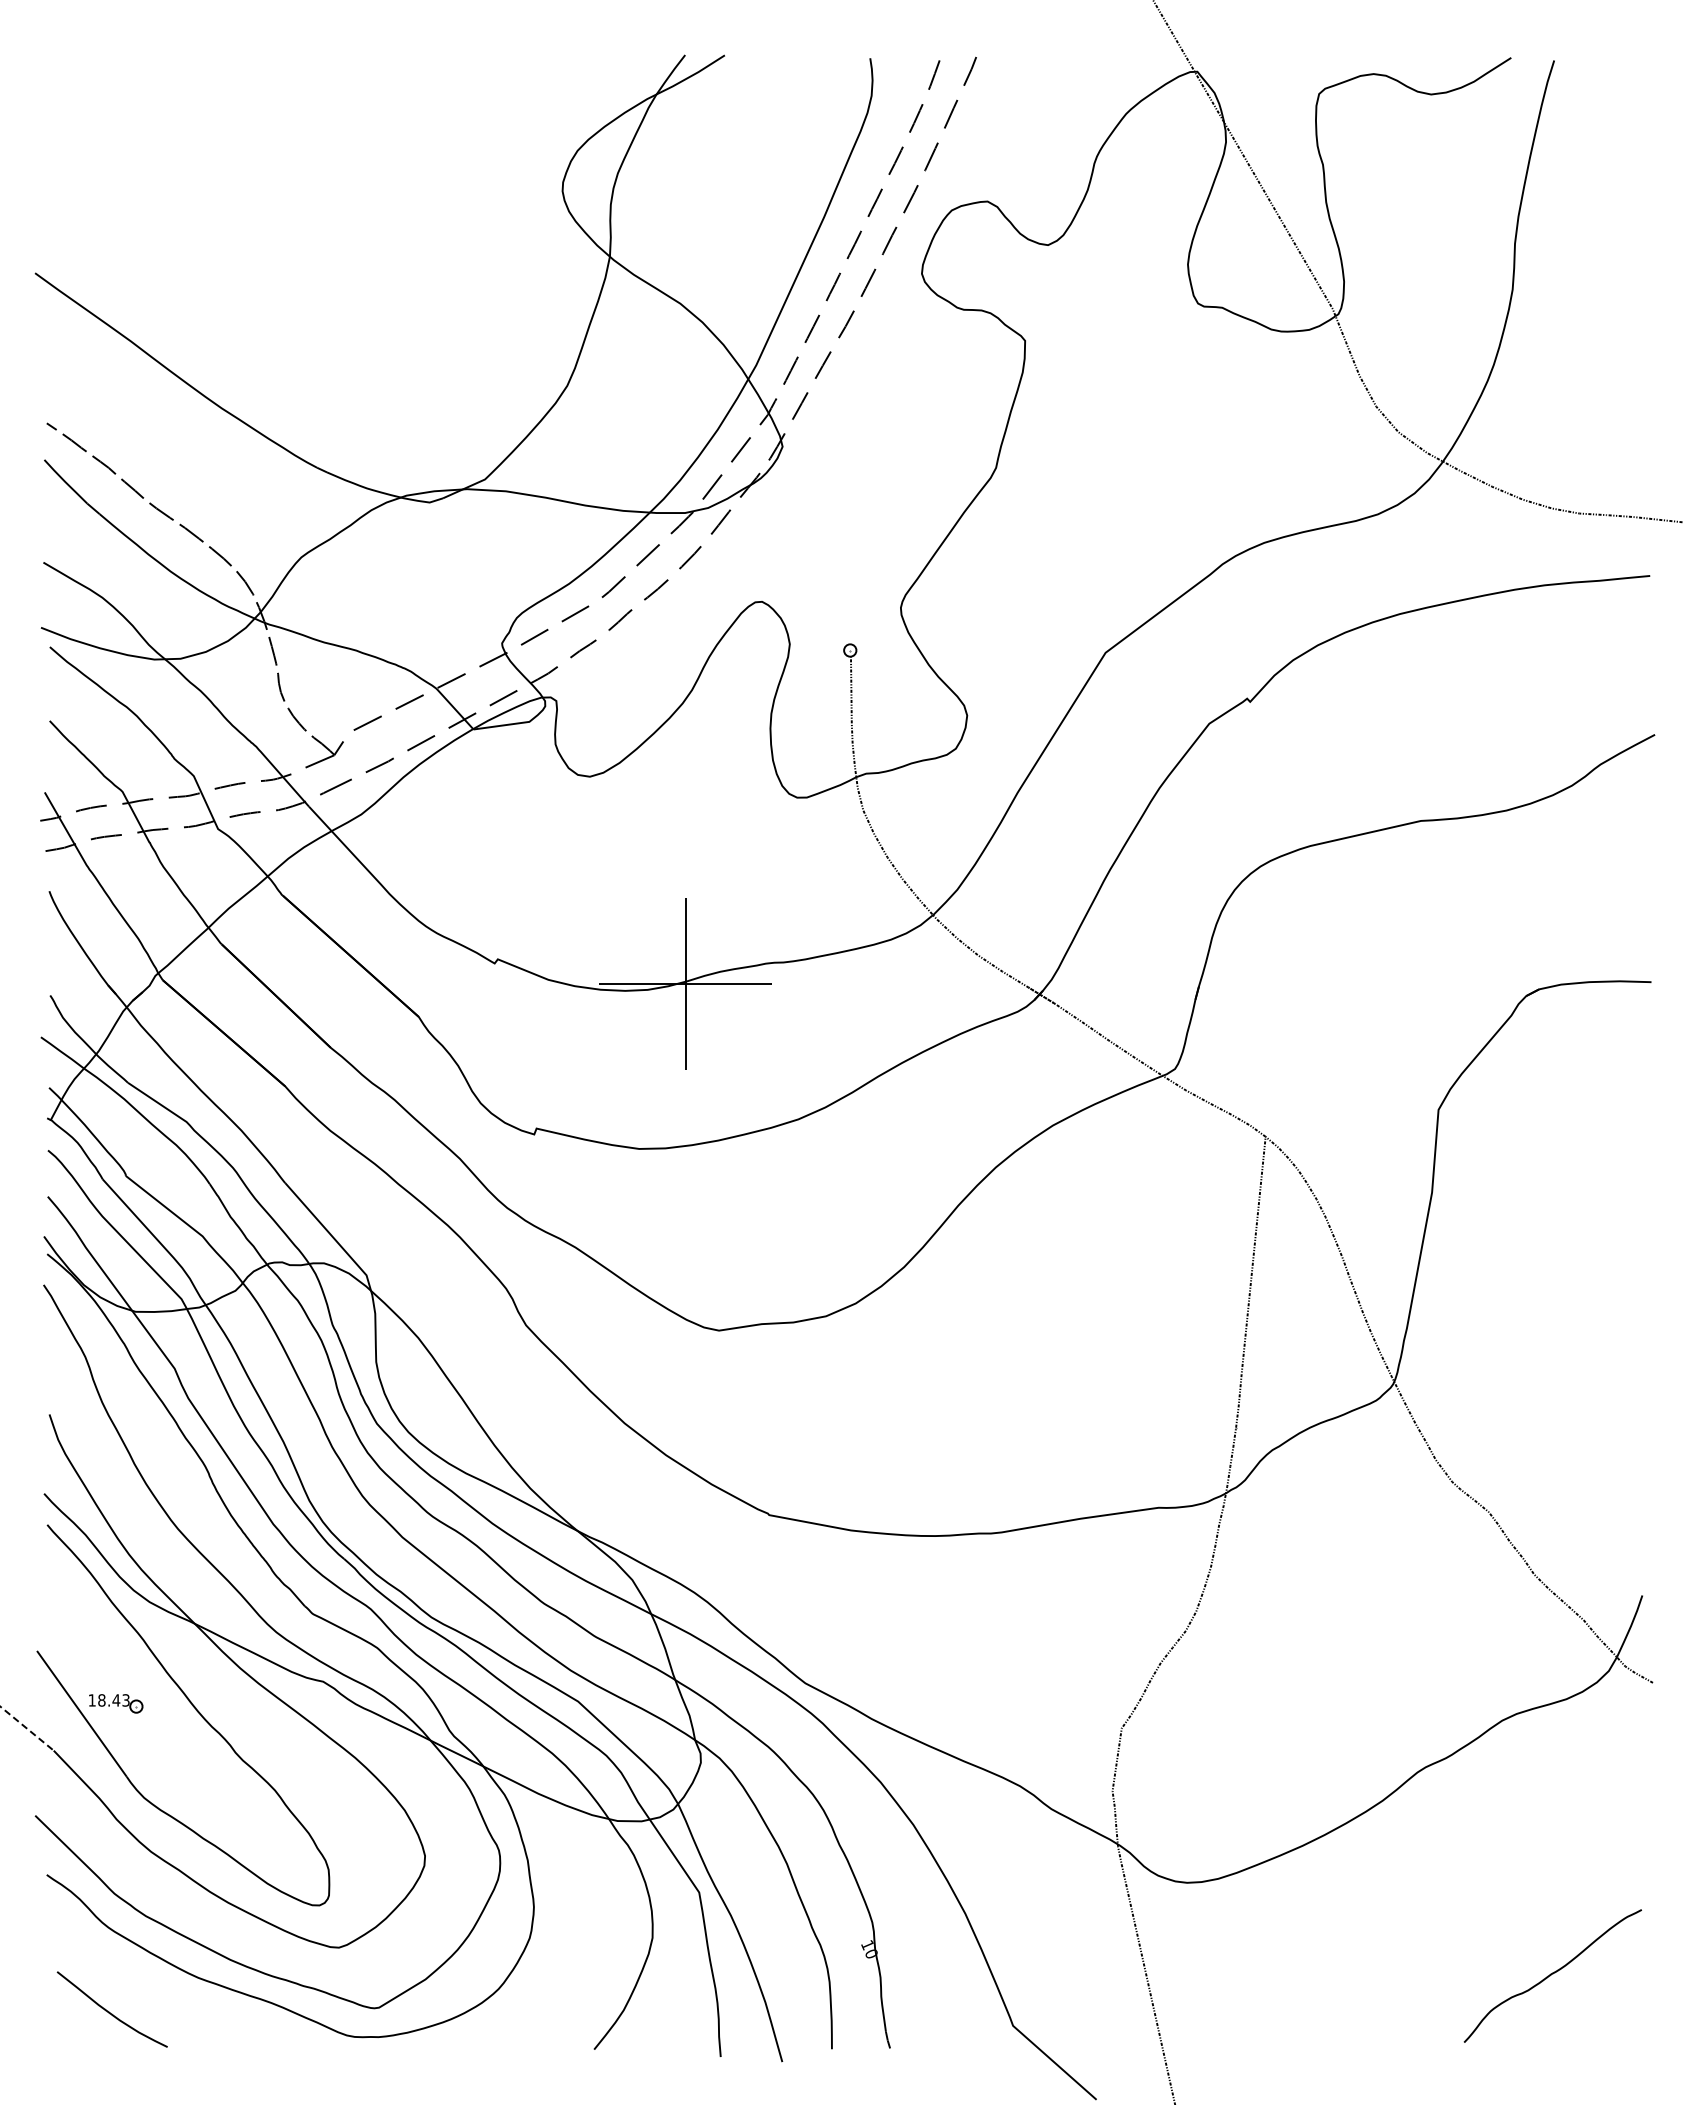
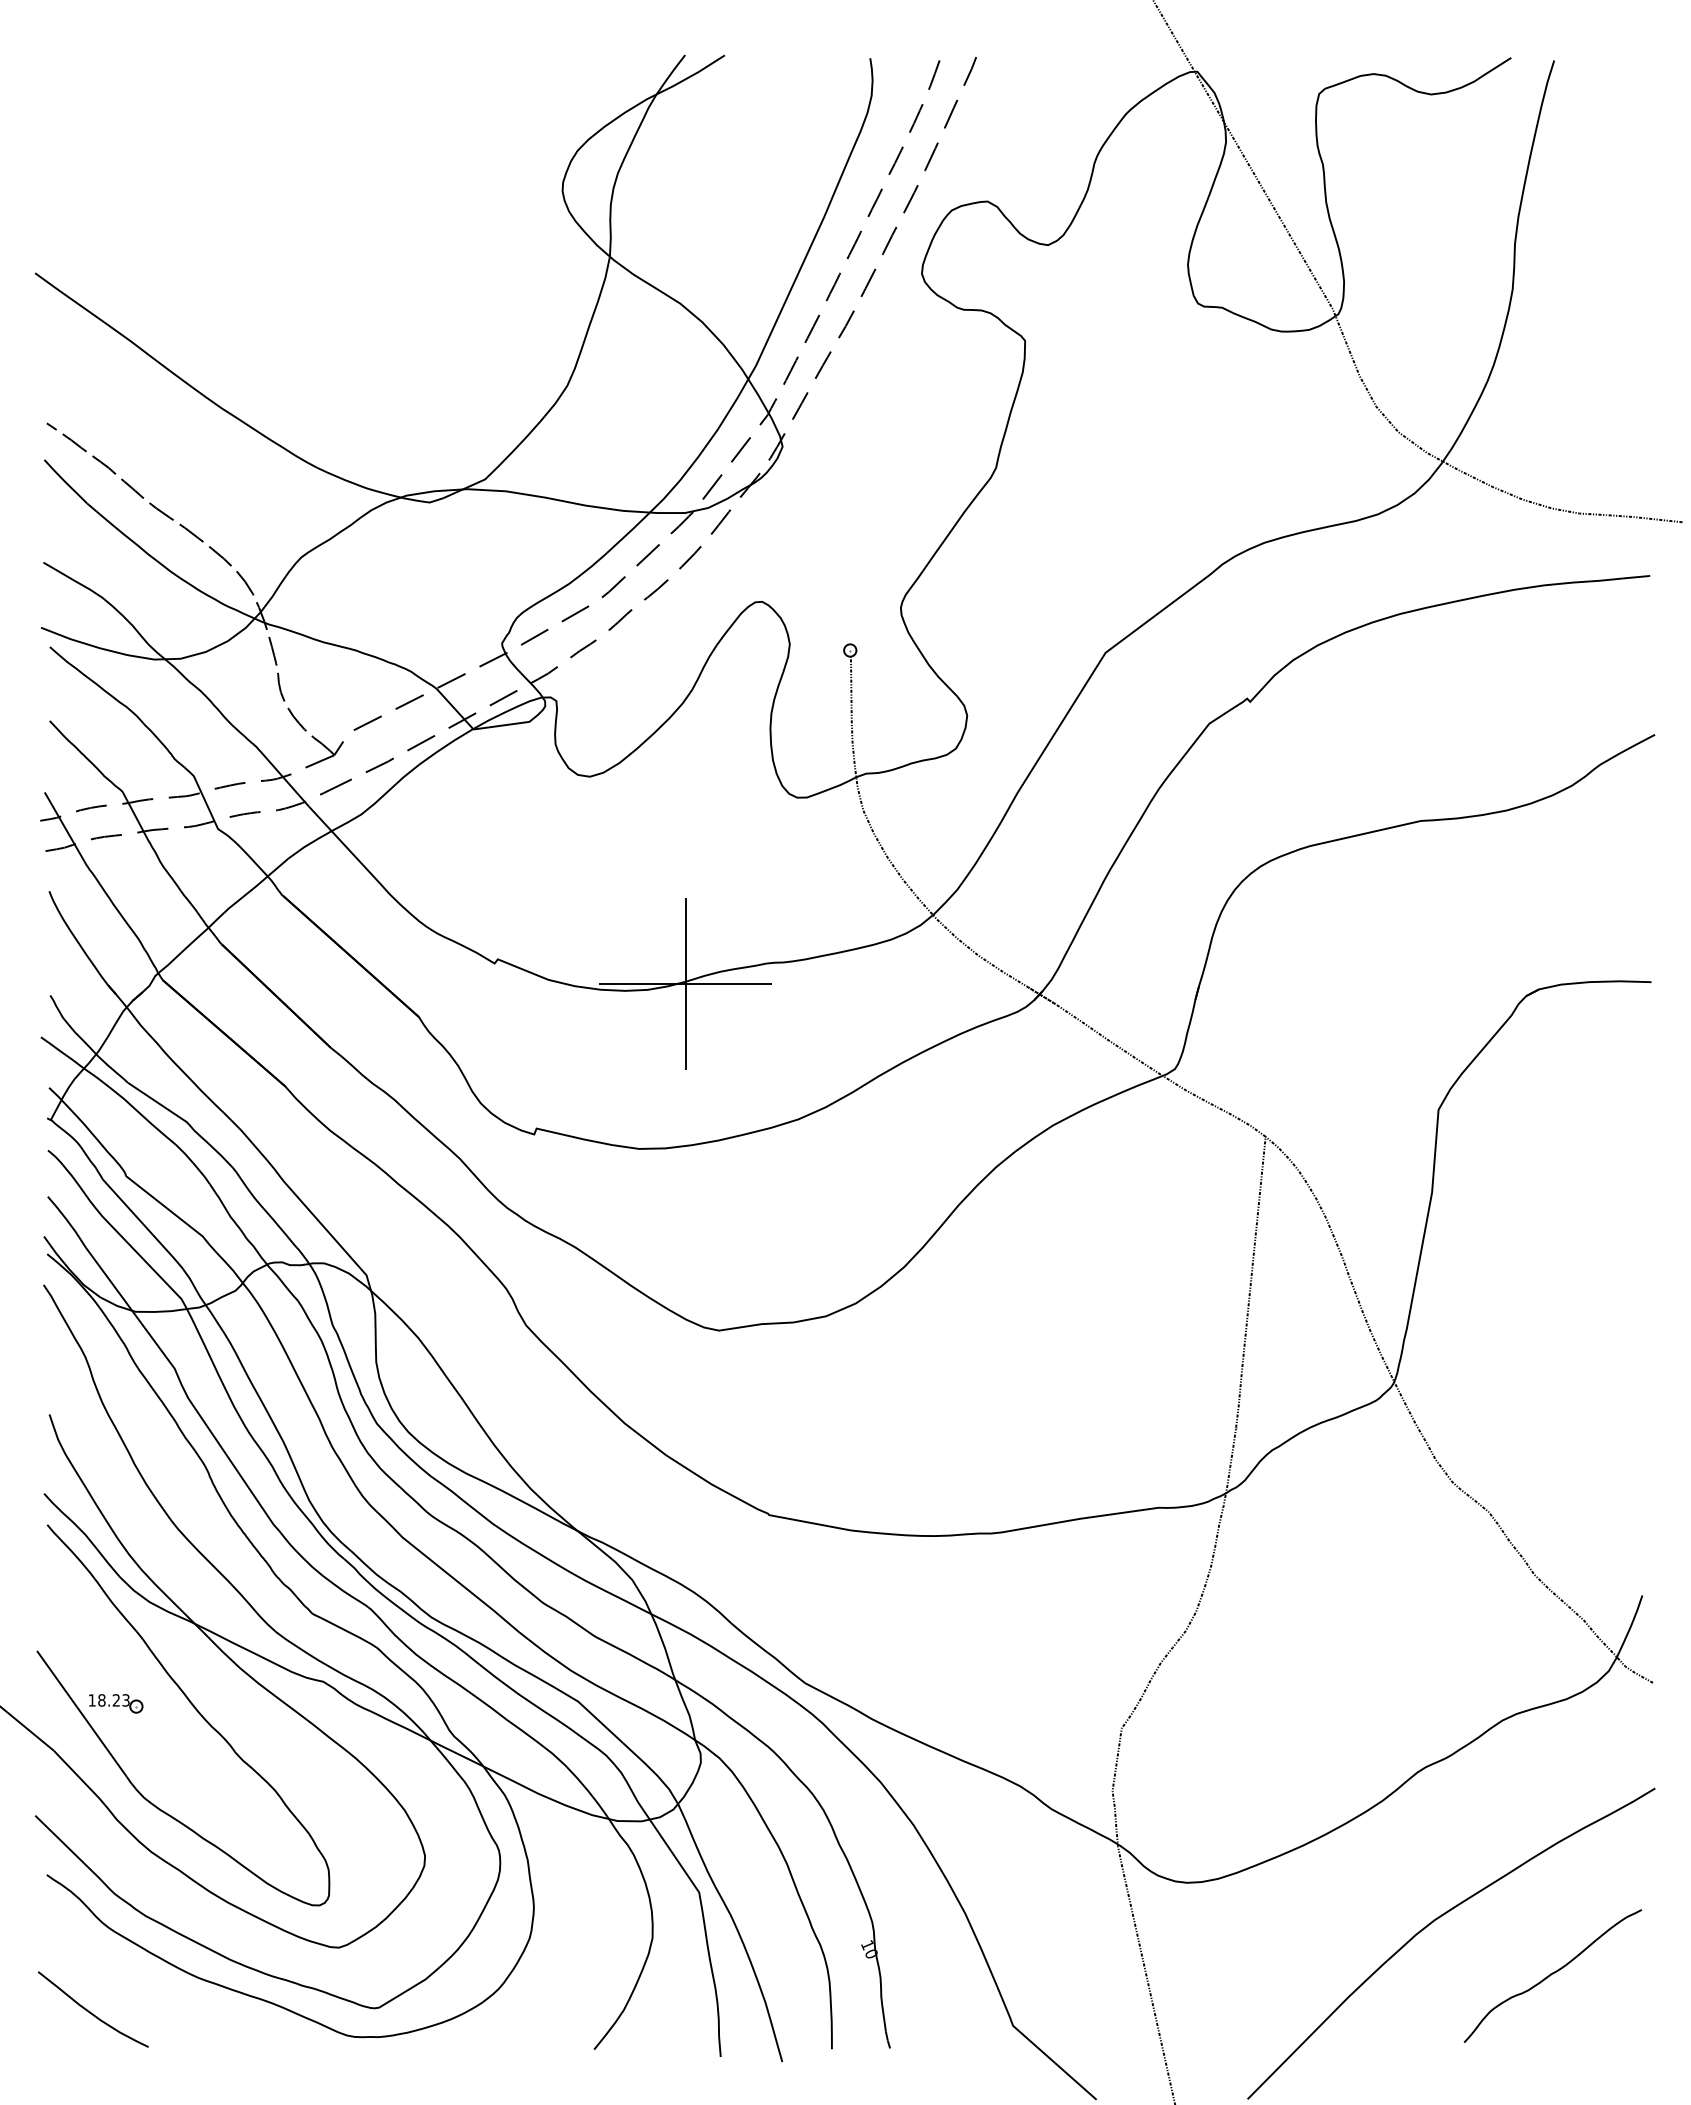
text: 18.43 -> 18.23 (116, 1700)
line: dashed -> solid (26, 1728)
curve: none -> present (1436, 1920)
curve position: (109, 2011) -> (90, 2011) (90, 2011)
